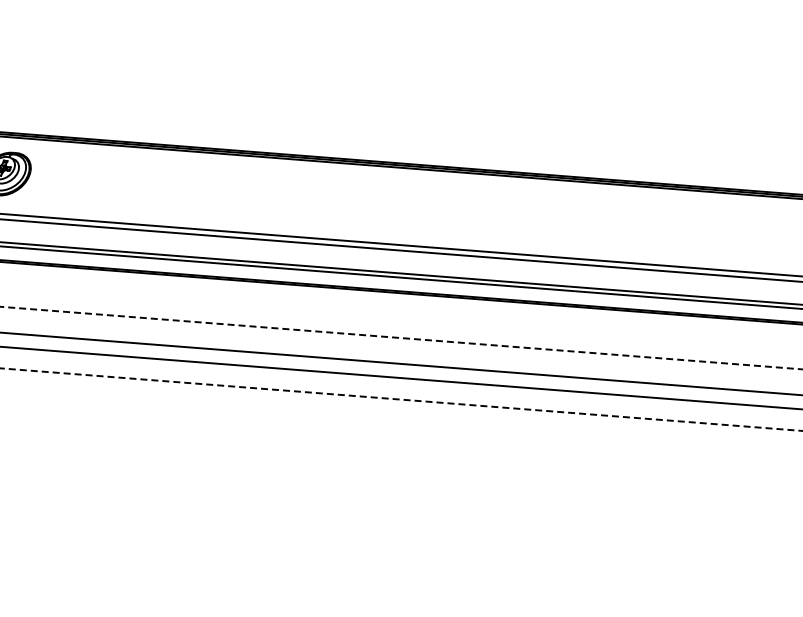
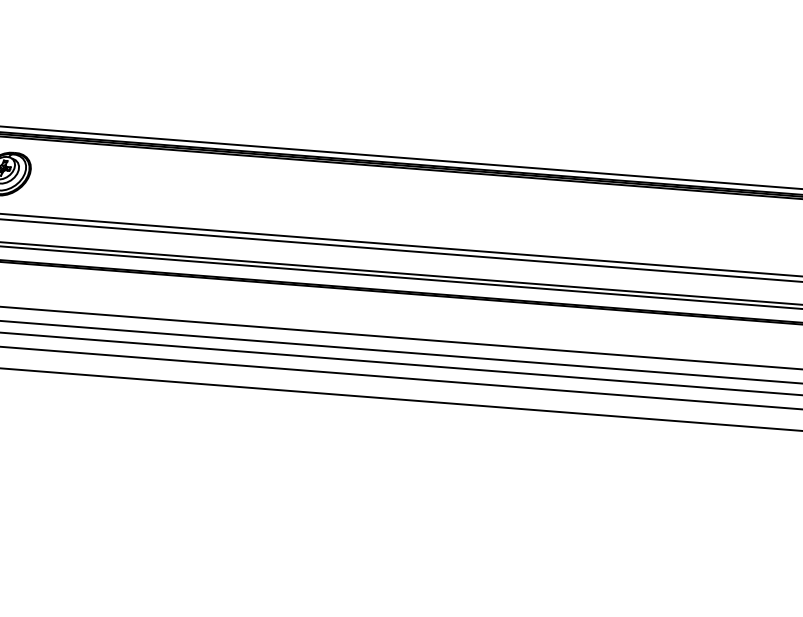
line: none -> present (400, 157)
line: dashed -> solid (402, 338)
line: none -> present (400, 352)
line: dashed -> solid (400, 399)
